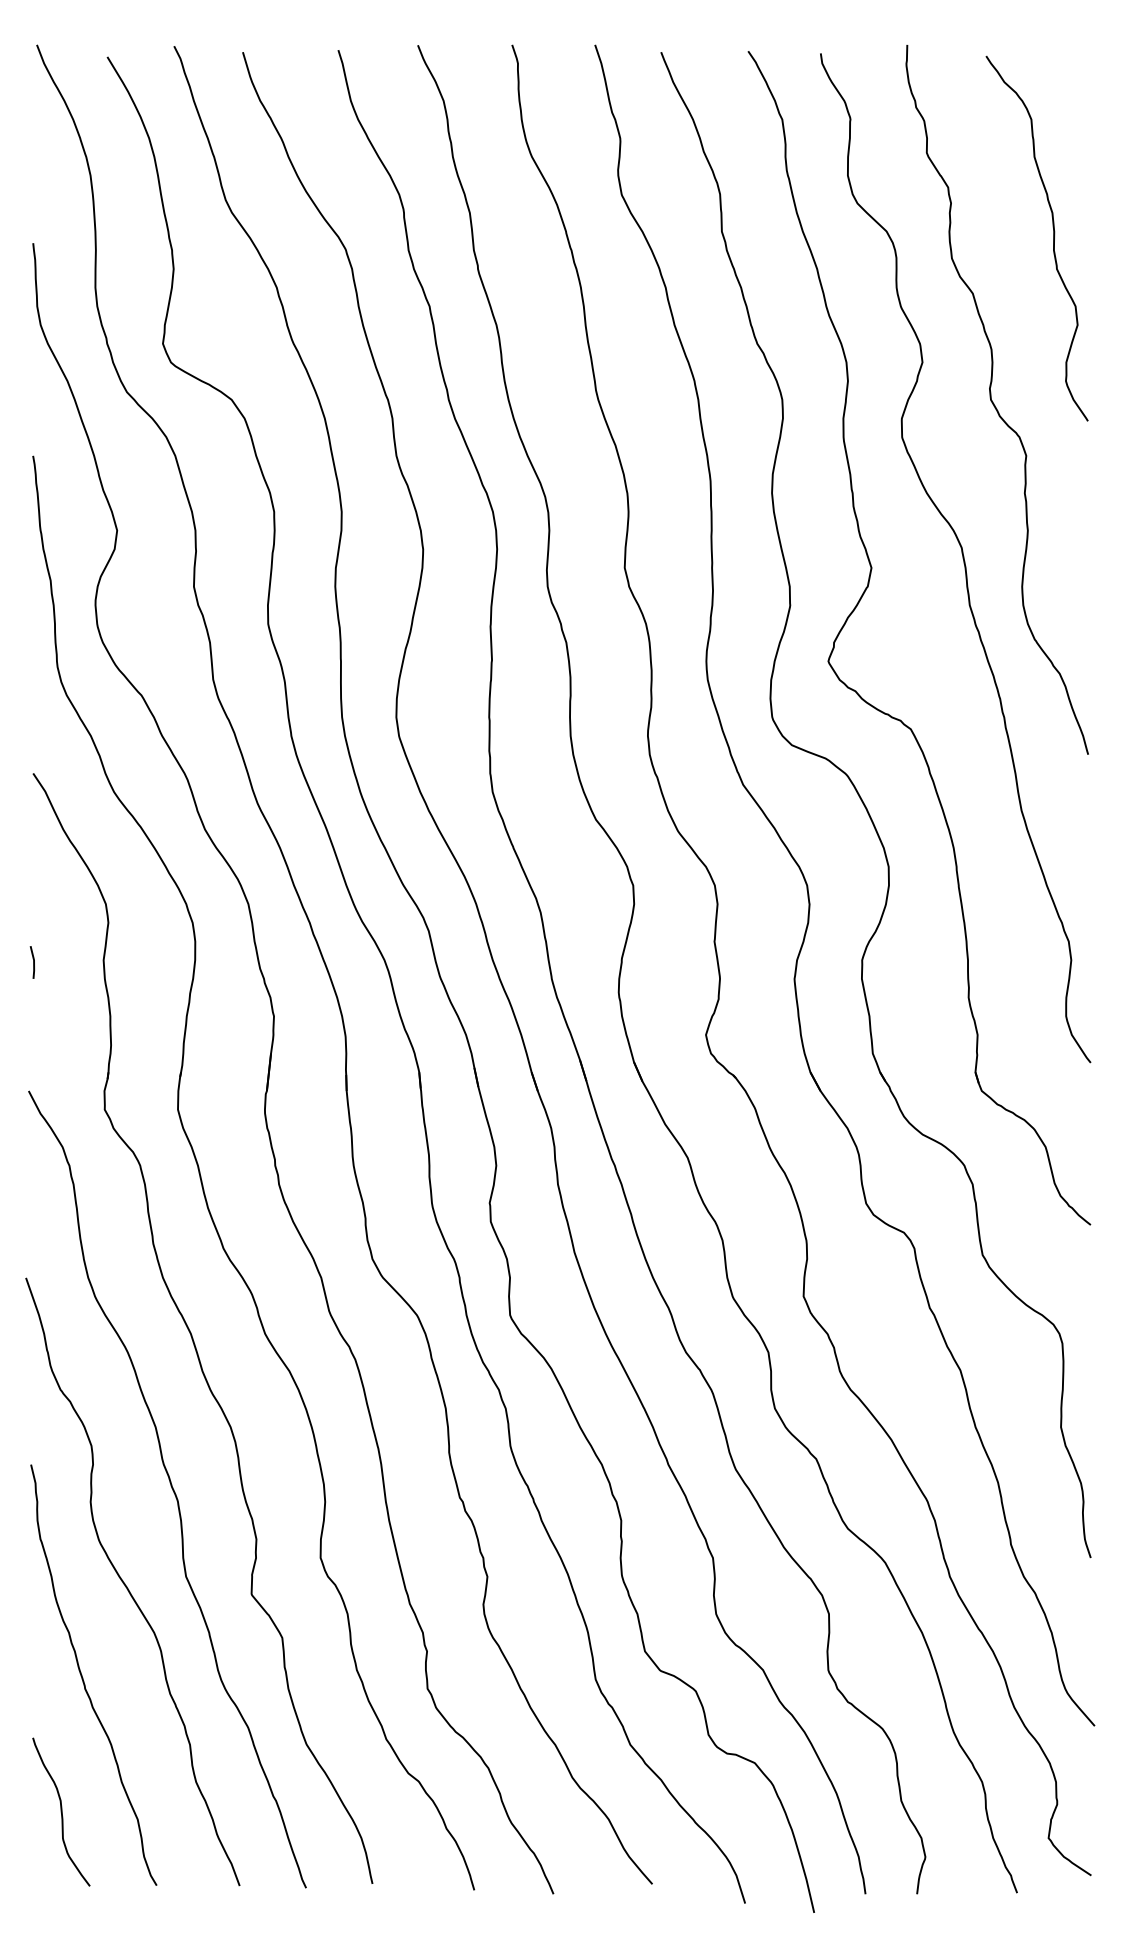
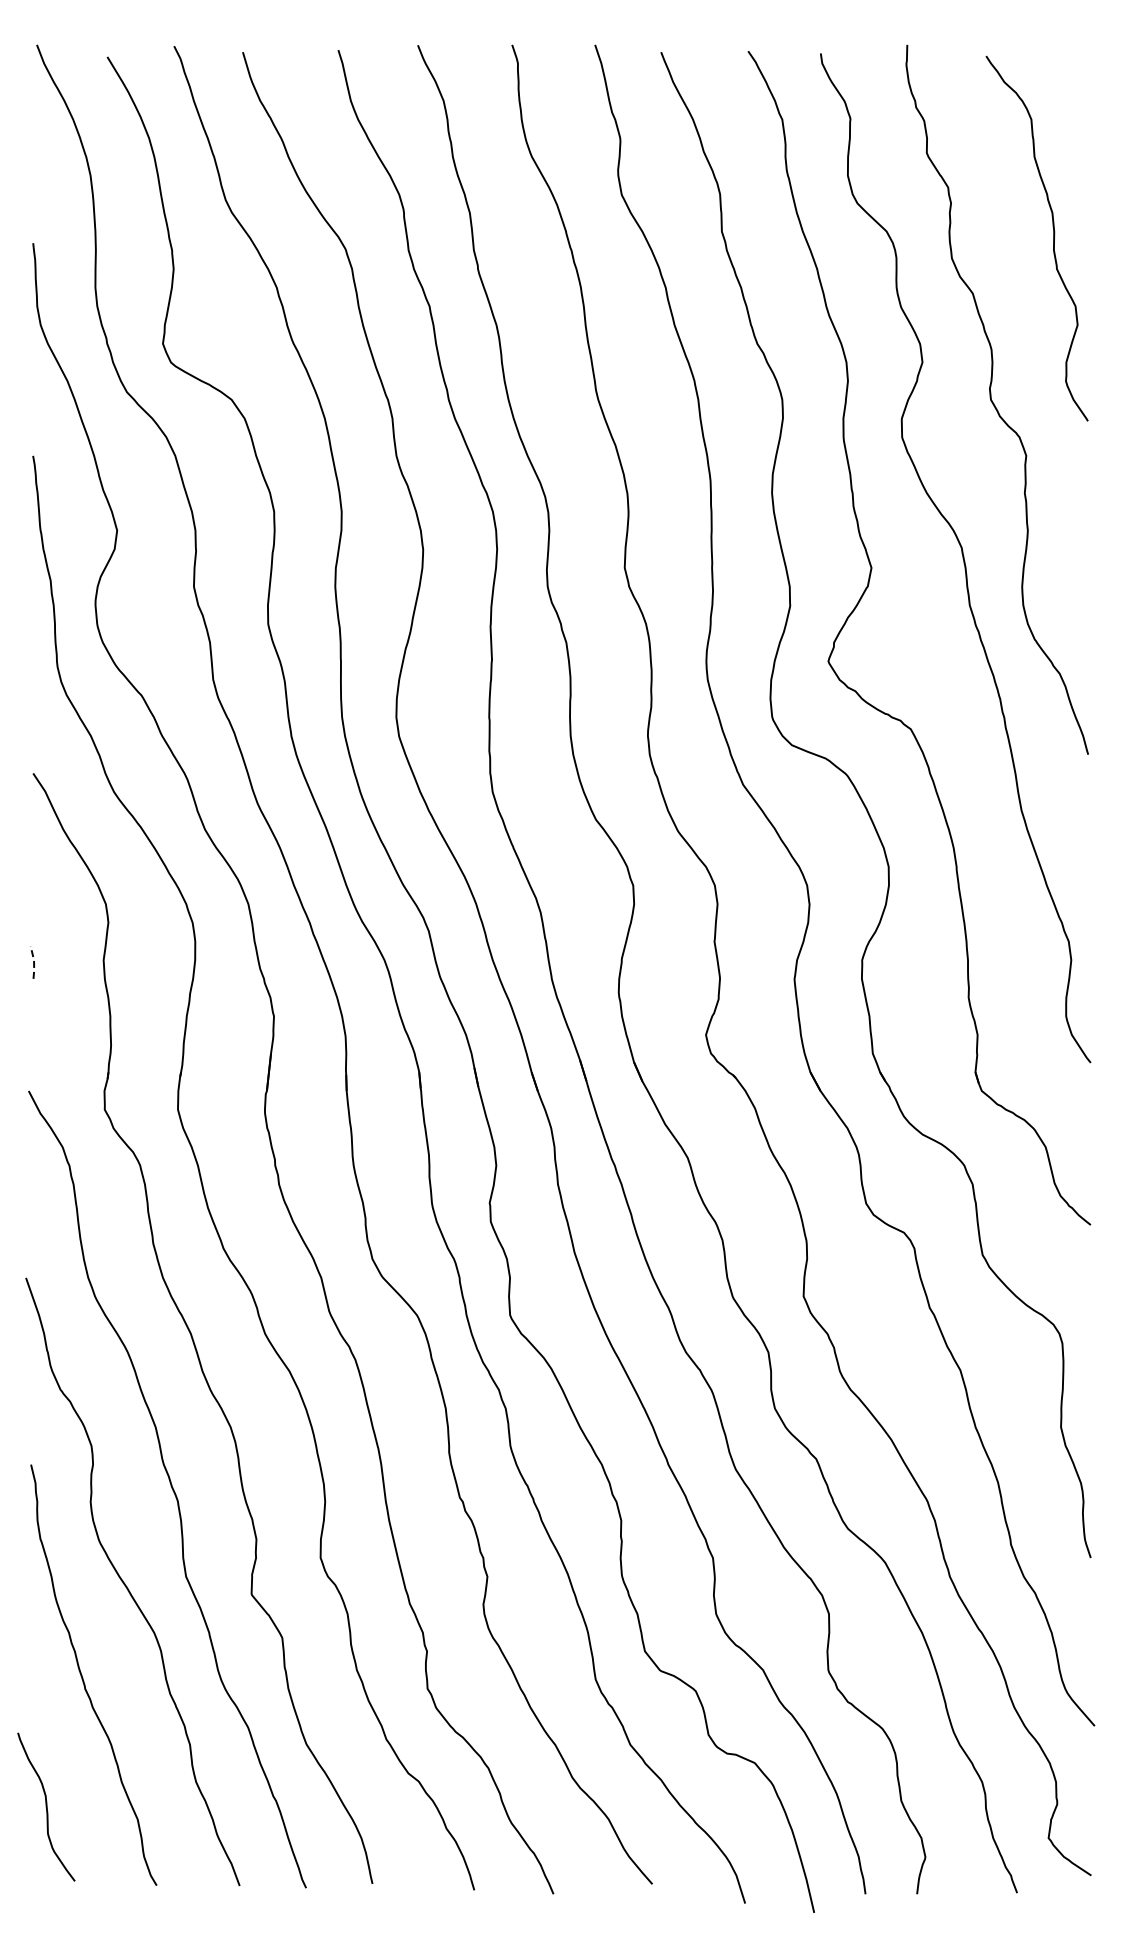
line: solid -> dashed (34, 962)
curve position: (61, 1811) -> (46, 1806) (46, 1806)
